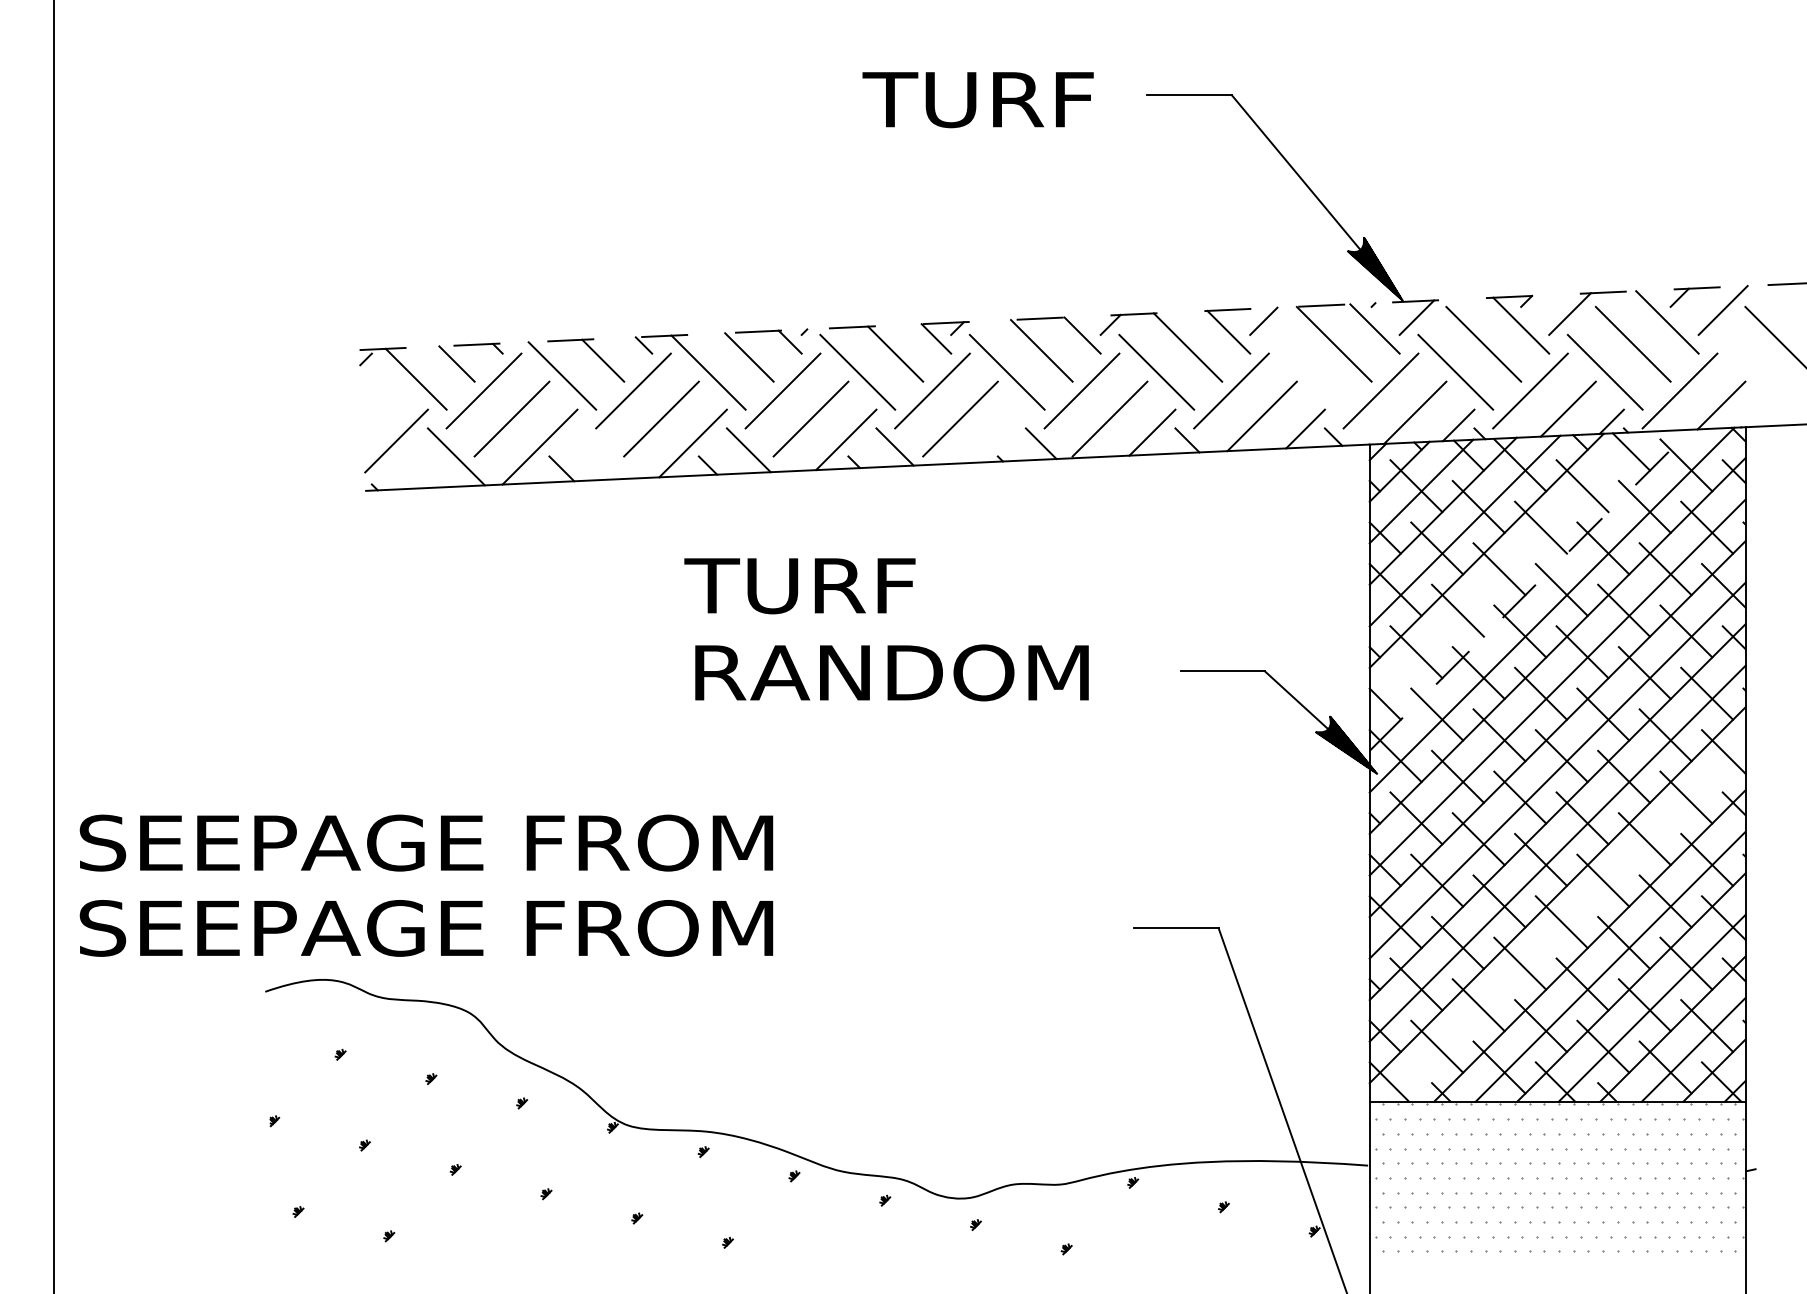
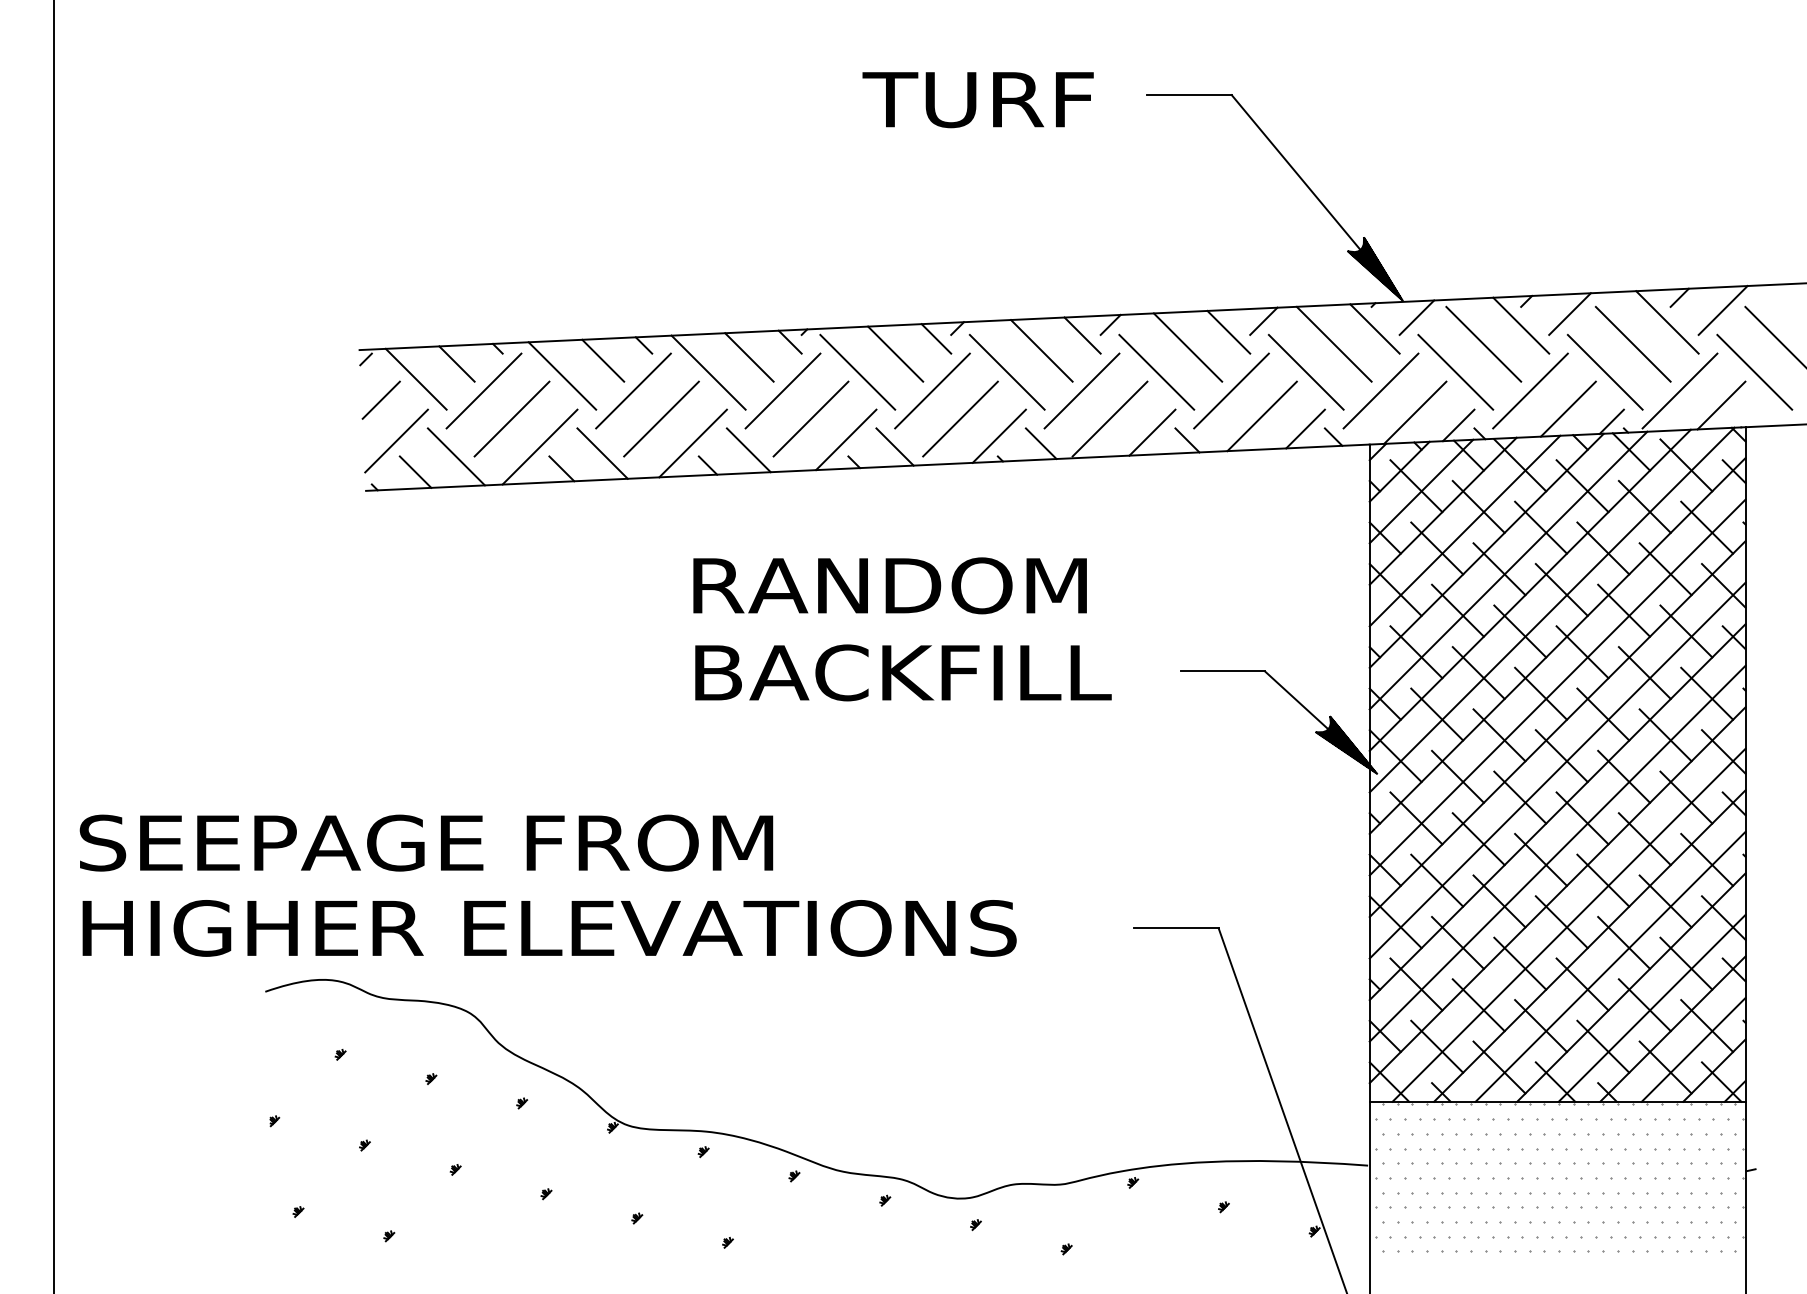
line: dashed -> solid (1083, 316)
line: none -> present (1305, 371)
line: none -> present (1754, 371)
line: none -> present (380, 399)
line: none -> present (998, 435)
line: none -> present (602, 453)
line: none -> present (415, 471)
line: none -> present (1508, 570)
text: TURF -> RANDOM (885, 585)
line: dashed -> solid (1530, 589)
text: RANDOM -> BACKFILL (907, 672)
line: none -> present (1568, 924)
text: SEEPAGE FROM -> HIGHER ELEVATIONS (547, 928)
